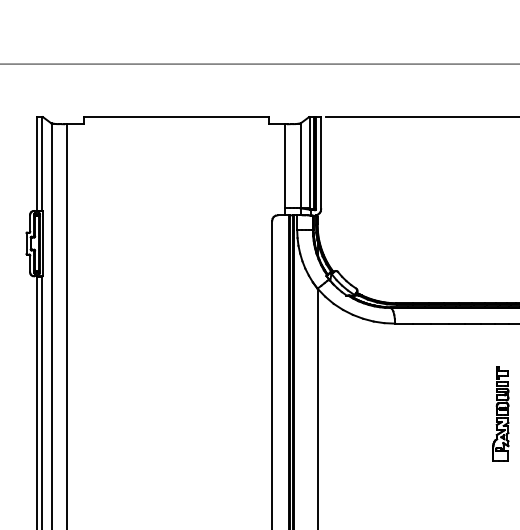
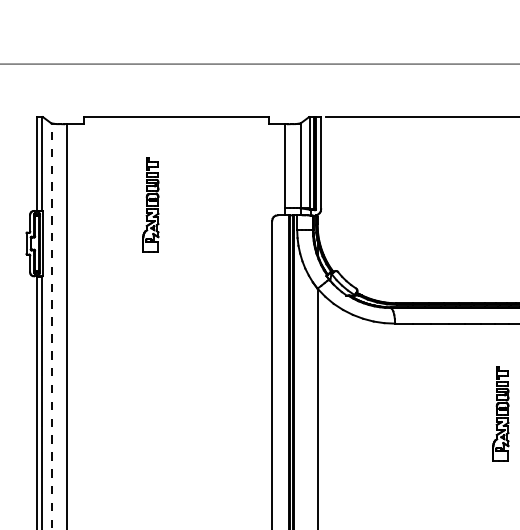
part: none -> present (150, 204)
line: solid -> dashed (51, 326)
